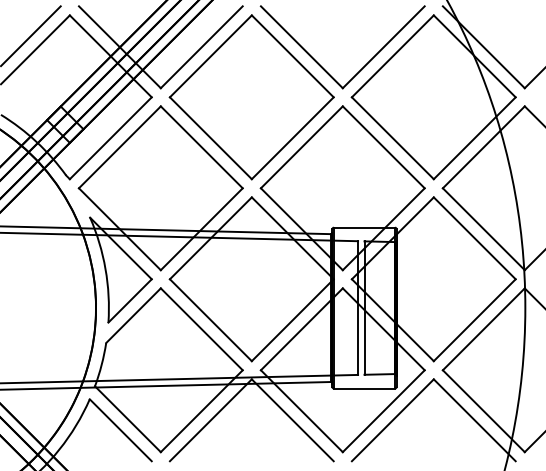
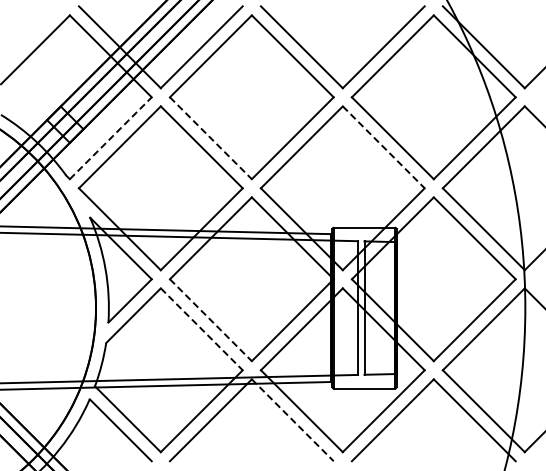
line: present -> none (31, 35)
line: solid -> dashed (110, 138)
line: solid -> dashed (210, 138)
line: solid -> dashed (383, 147)
line: solid -> dashed (210, 320)
line: solid -> dashed (201, 329)
line: solid -> dashed (292, 420)
